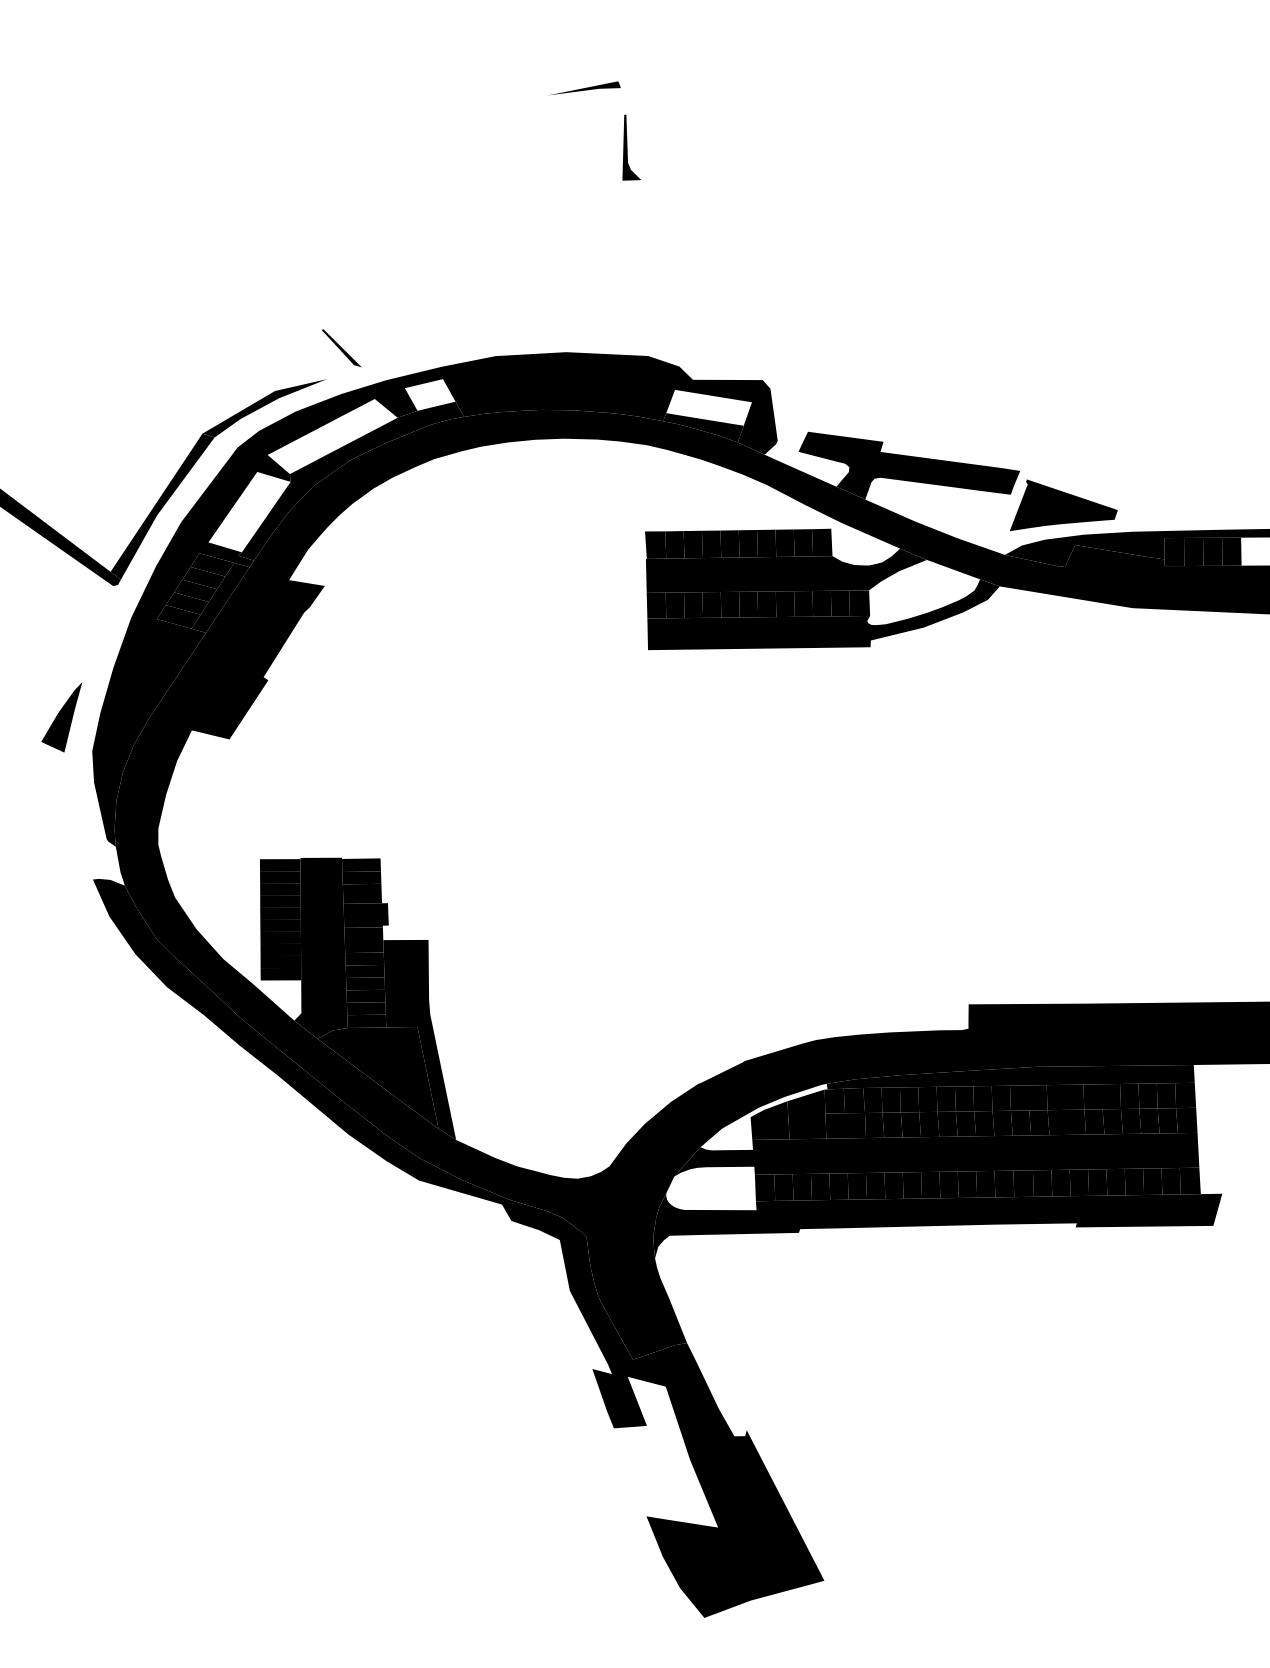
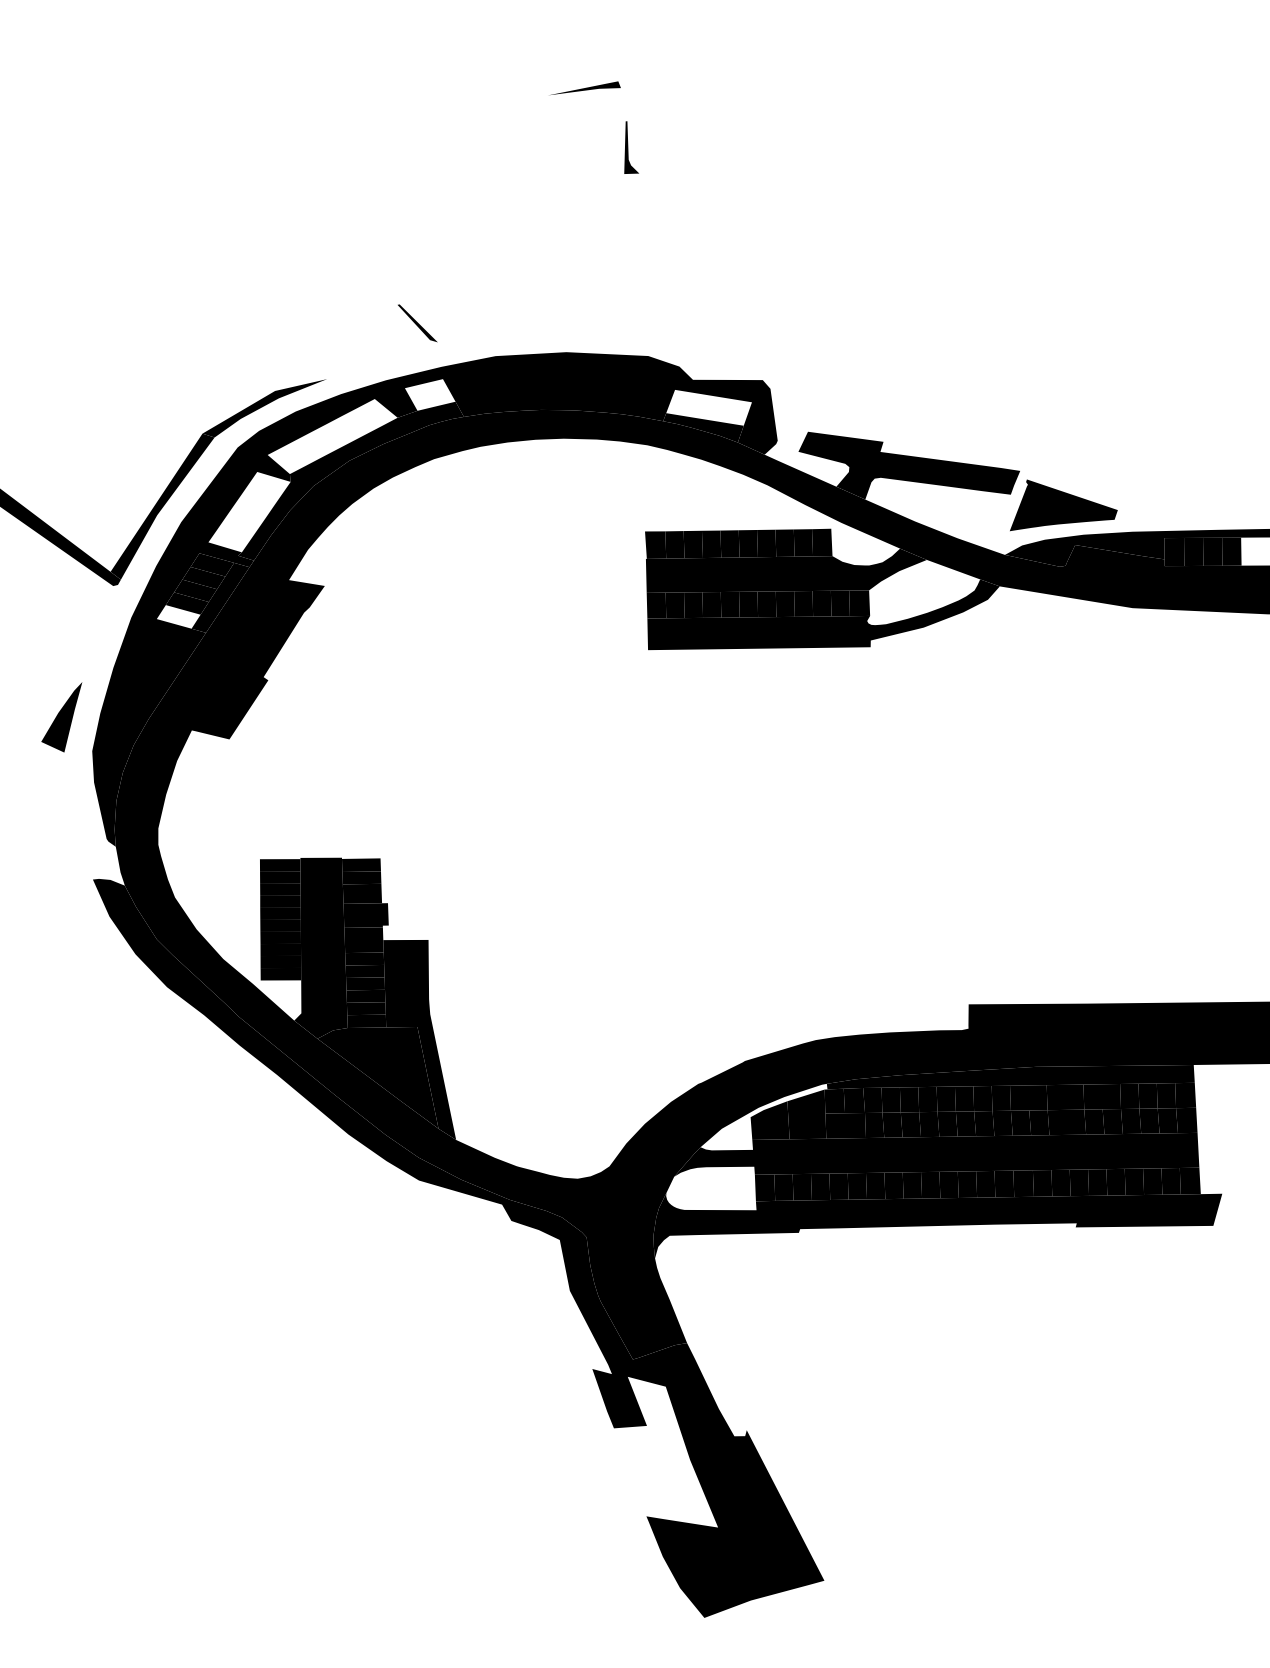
part size: 19x67 px -> 15x53 px (631, 147)
line position: (341, 348) -> (417, 323) (417, 323)
fill: present -> none (178, 616)
